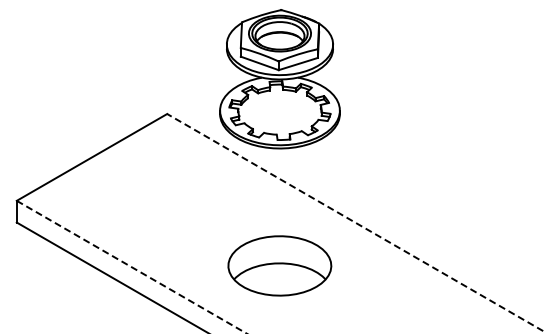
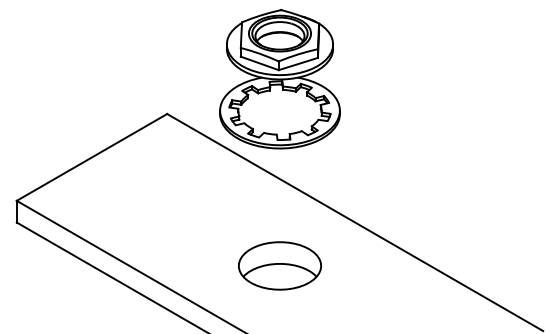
line: dashed -> solid (354, 222)
part size: 106x62 px -> 85x50 px (280, 265)
line: dashed -> solid (131, 267)
